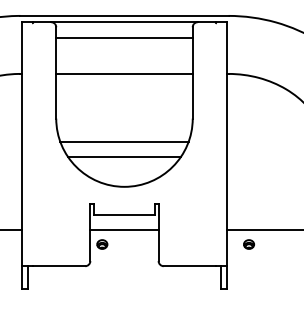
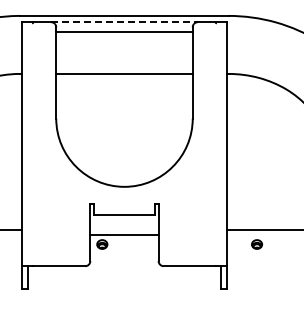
line: solid -> dashed (124, 22)
line position: (124, 37) -> (124, 31) (124, 31)
line: present -> none (124, 141)
line: present -> none (124, 157)
line position: (124, 229) -> (124, 234) (124, 234)
part position: (249, 244) -> (257, 244) (257, 244)
